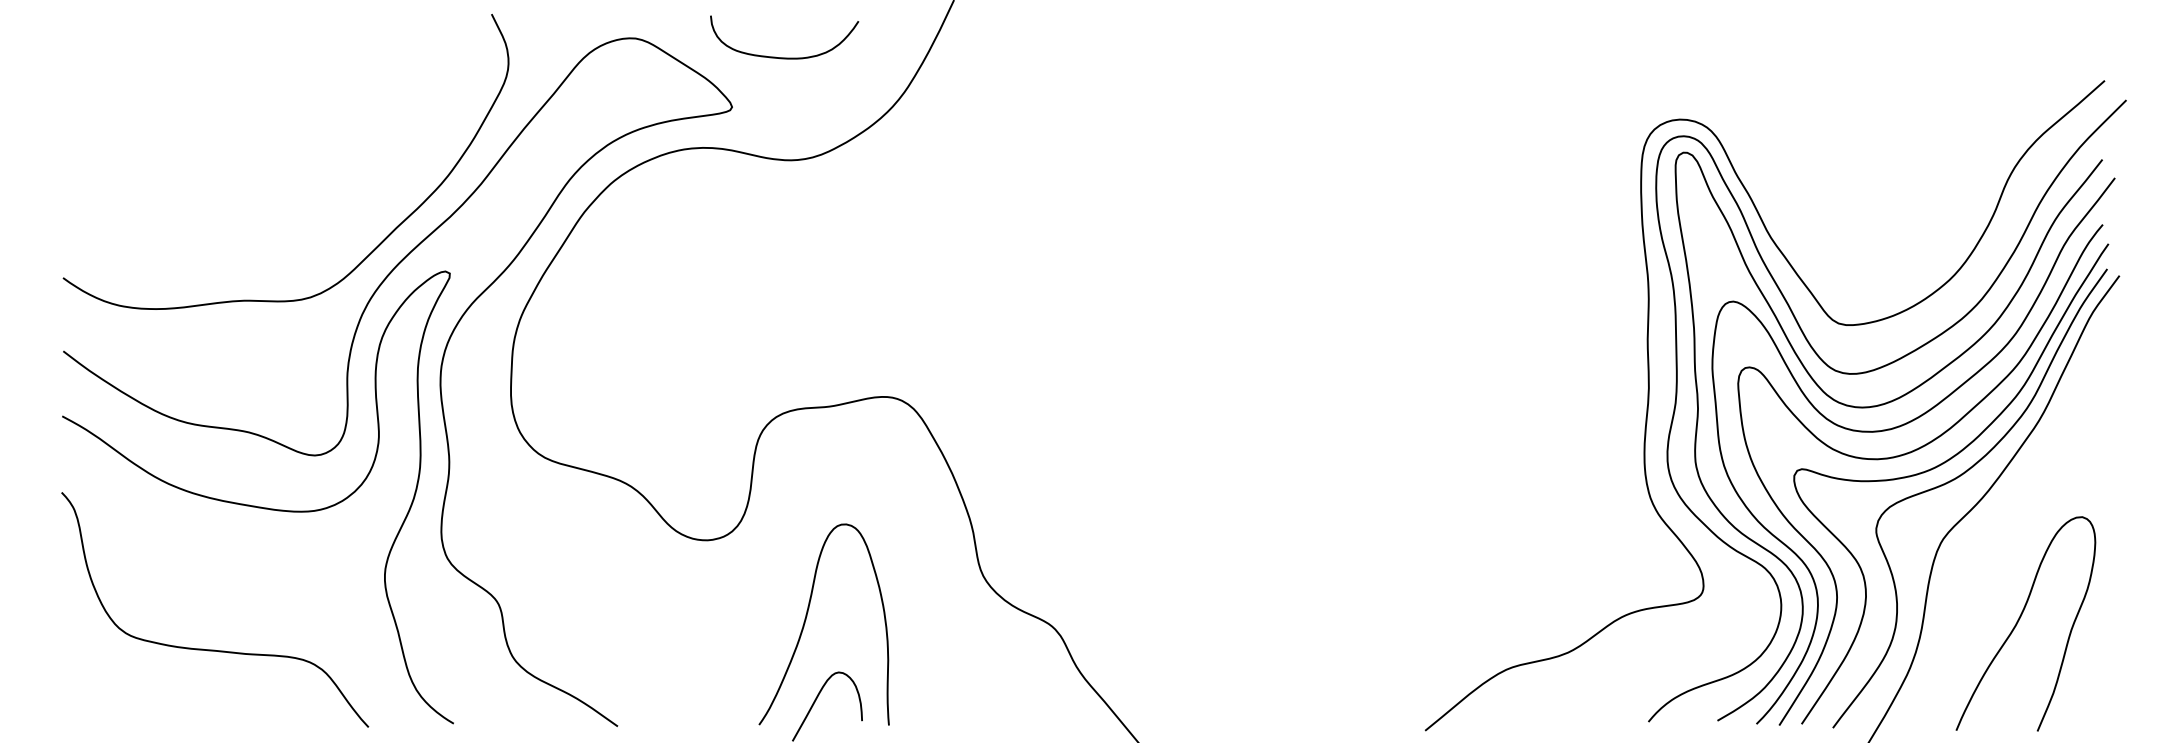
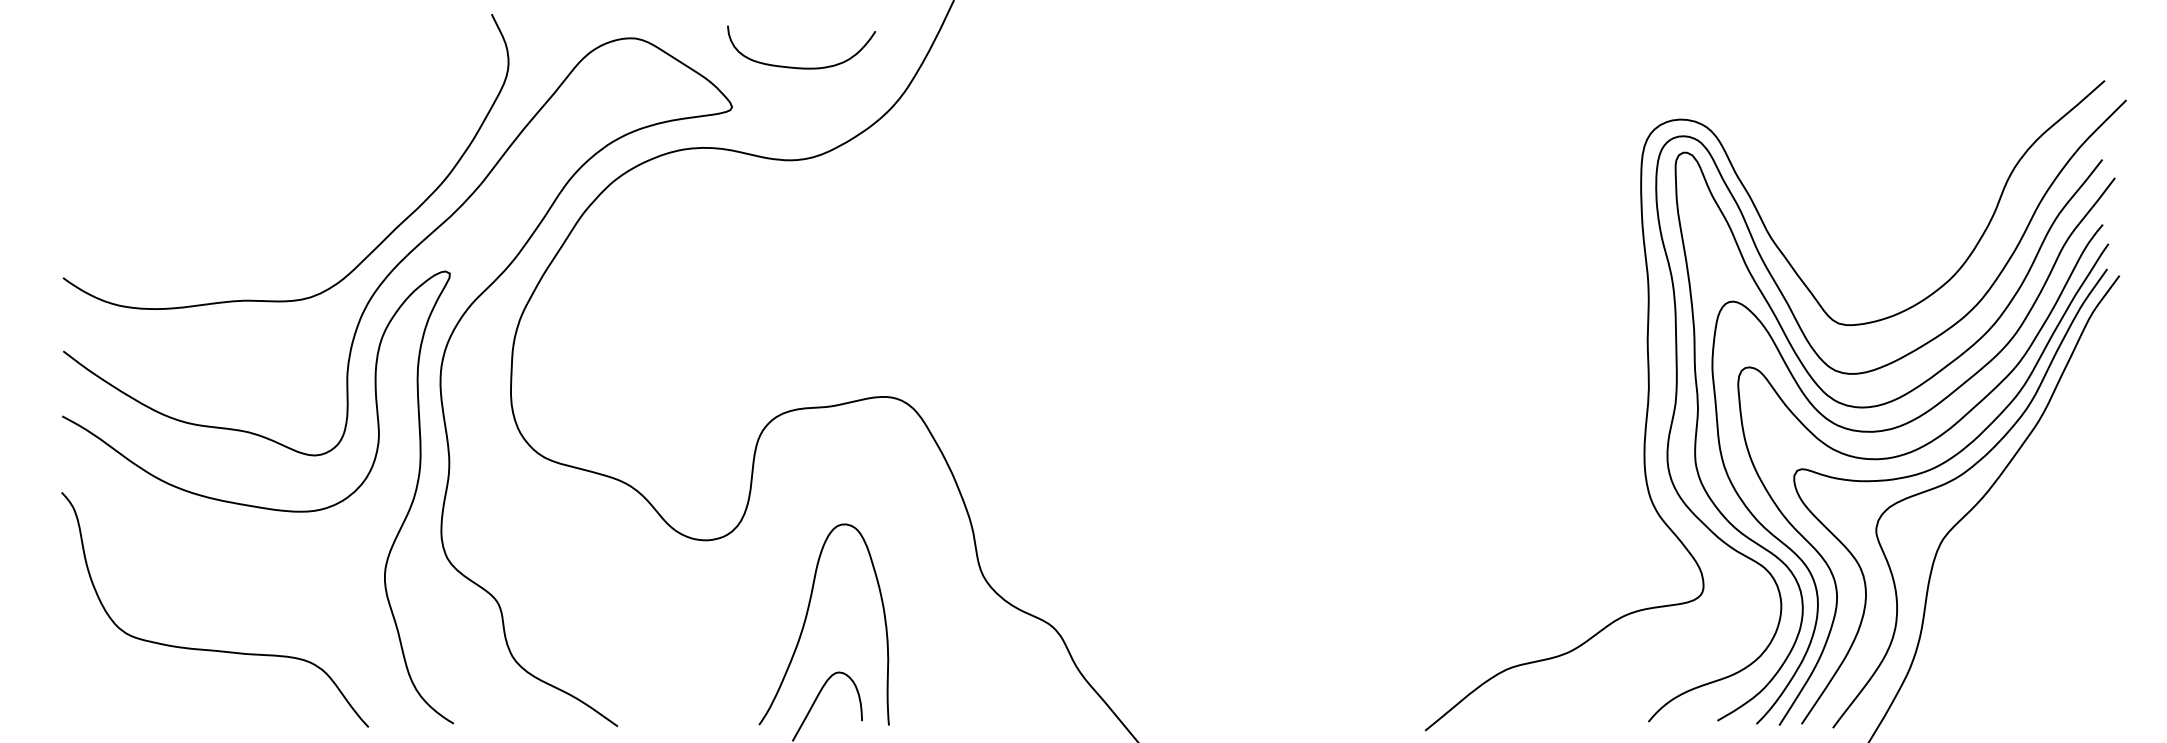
curve position: (784, 57) -> (801, 67) (801, 67)
curve: present -> none (2019, 620)
